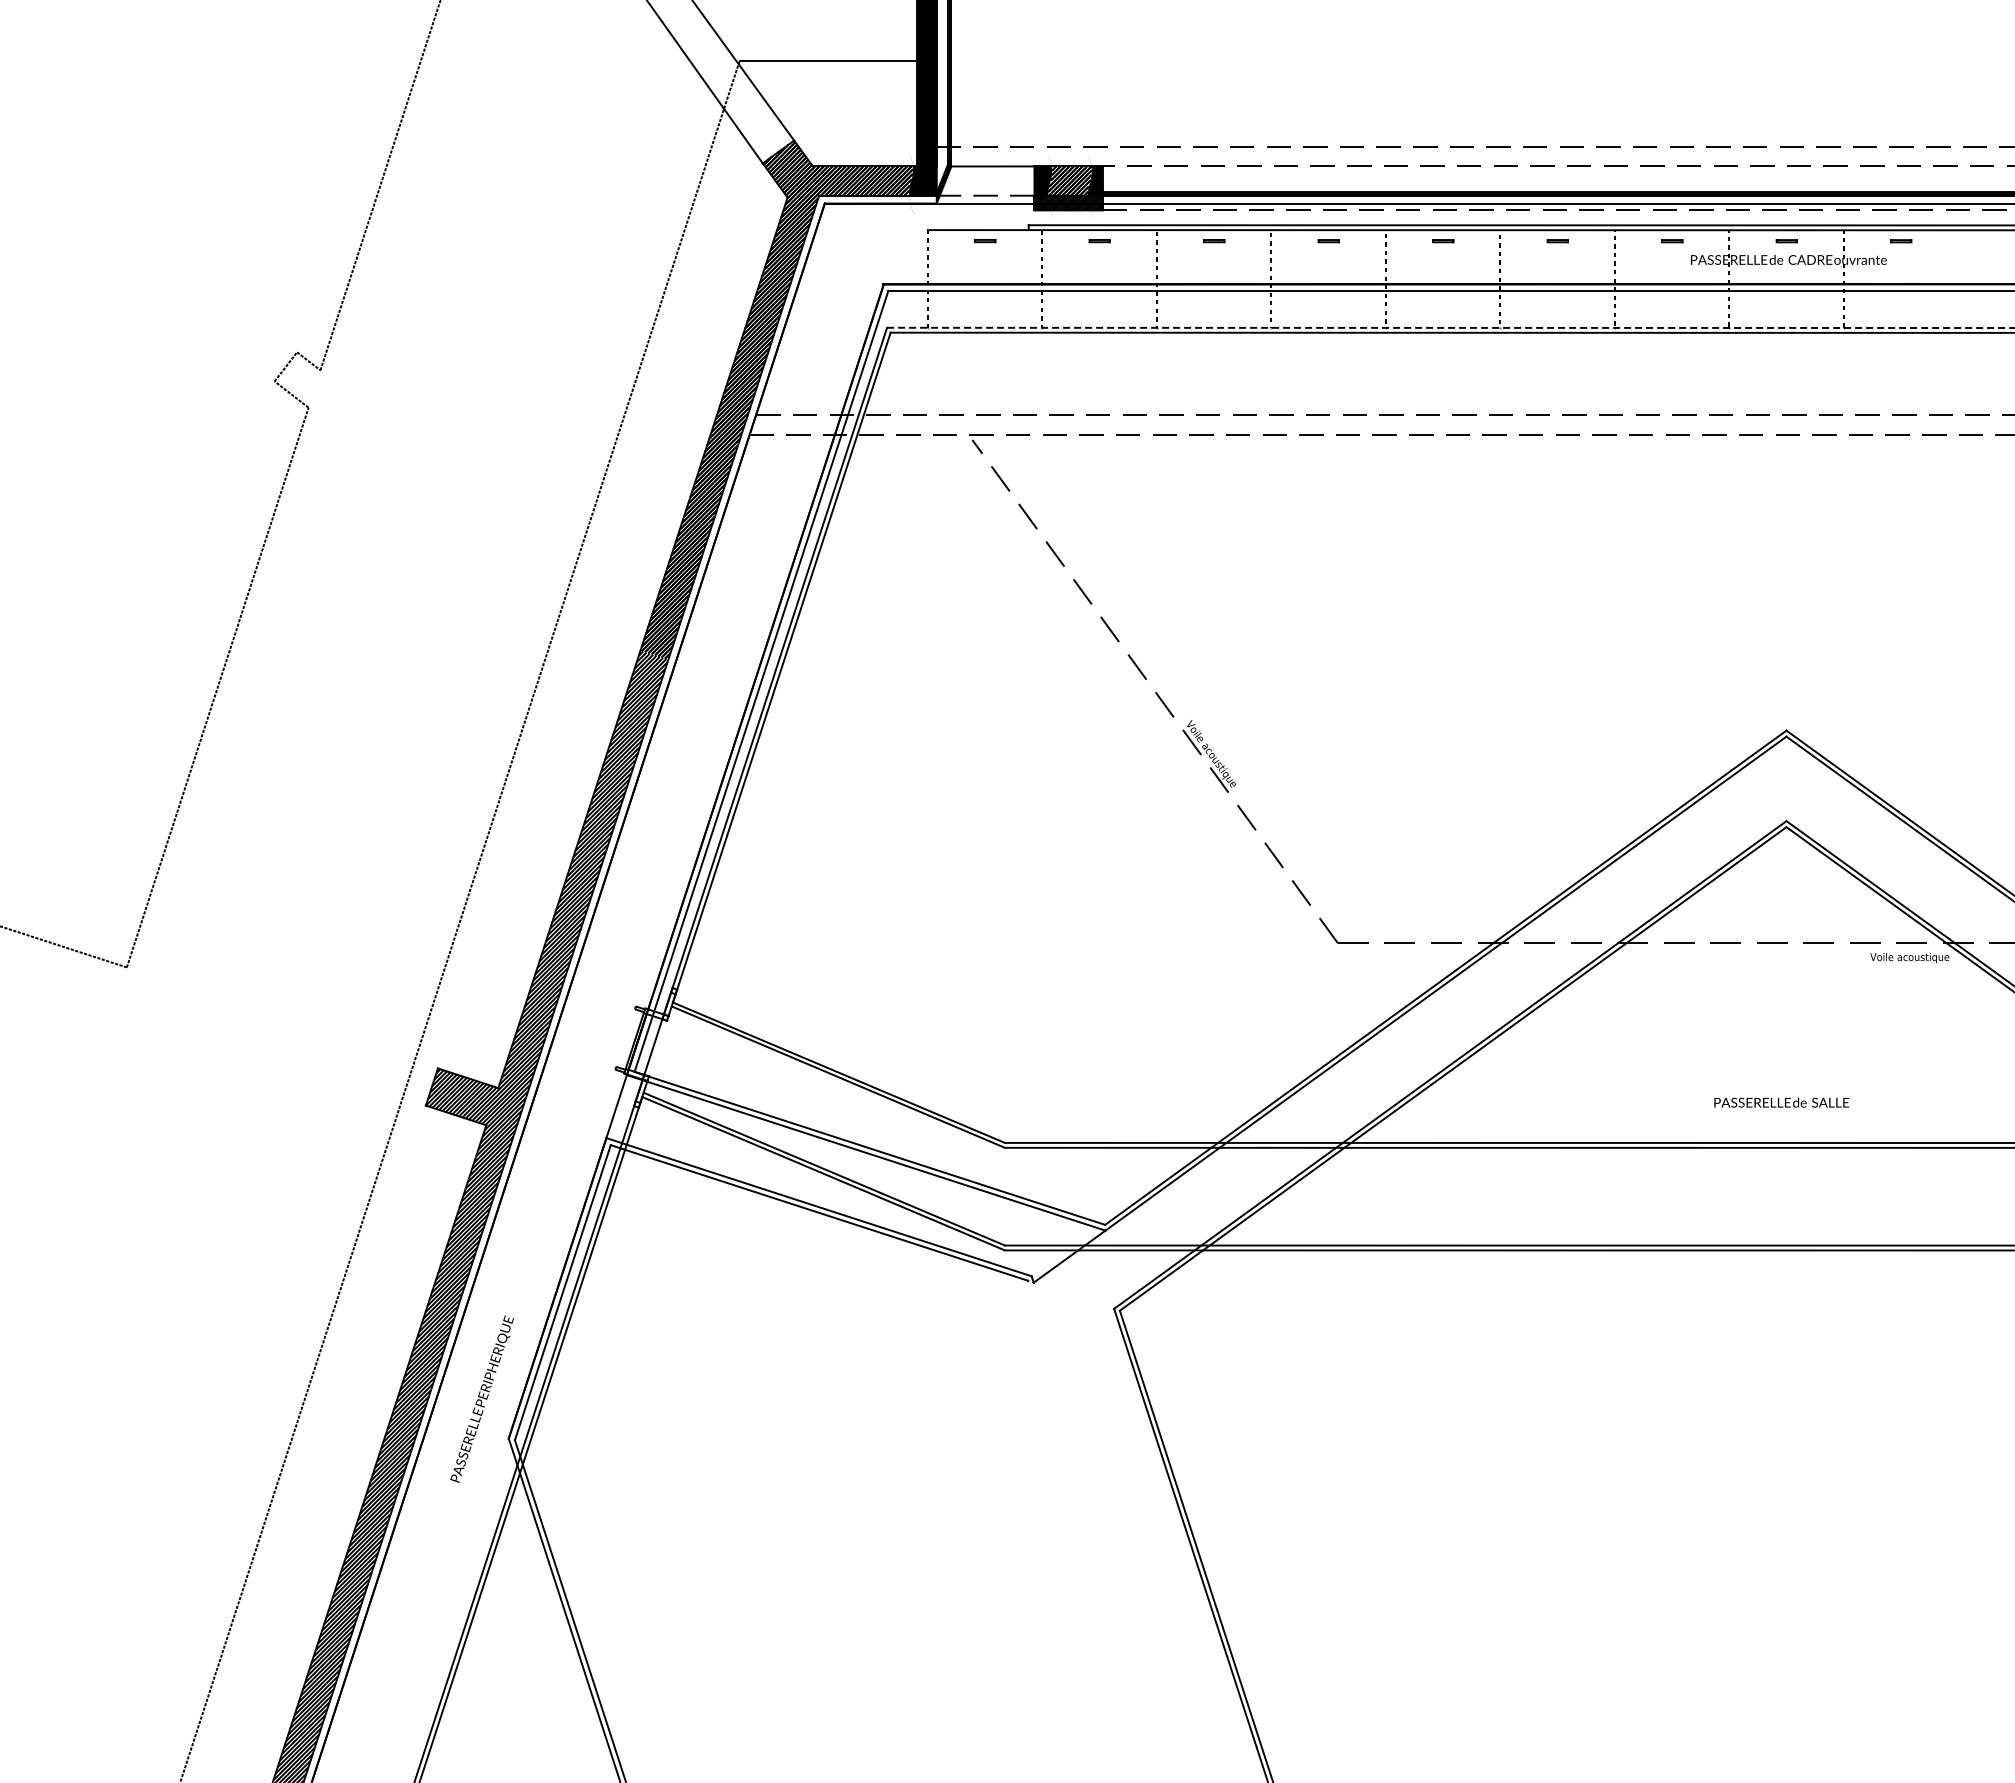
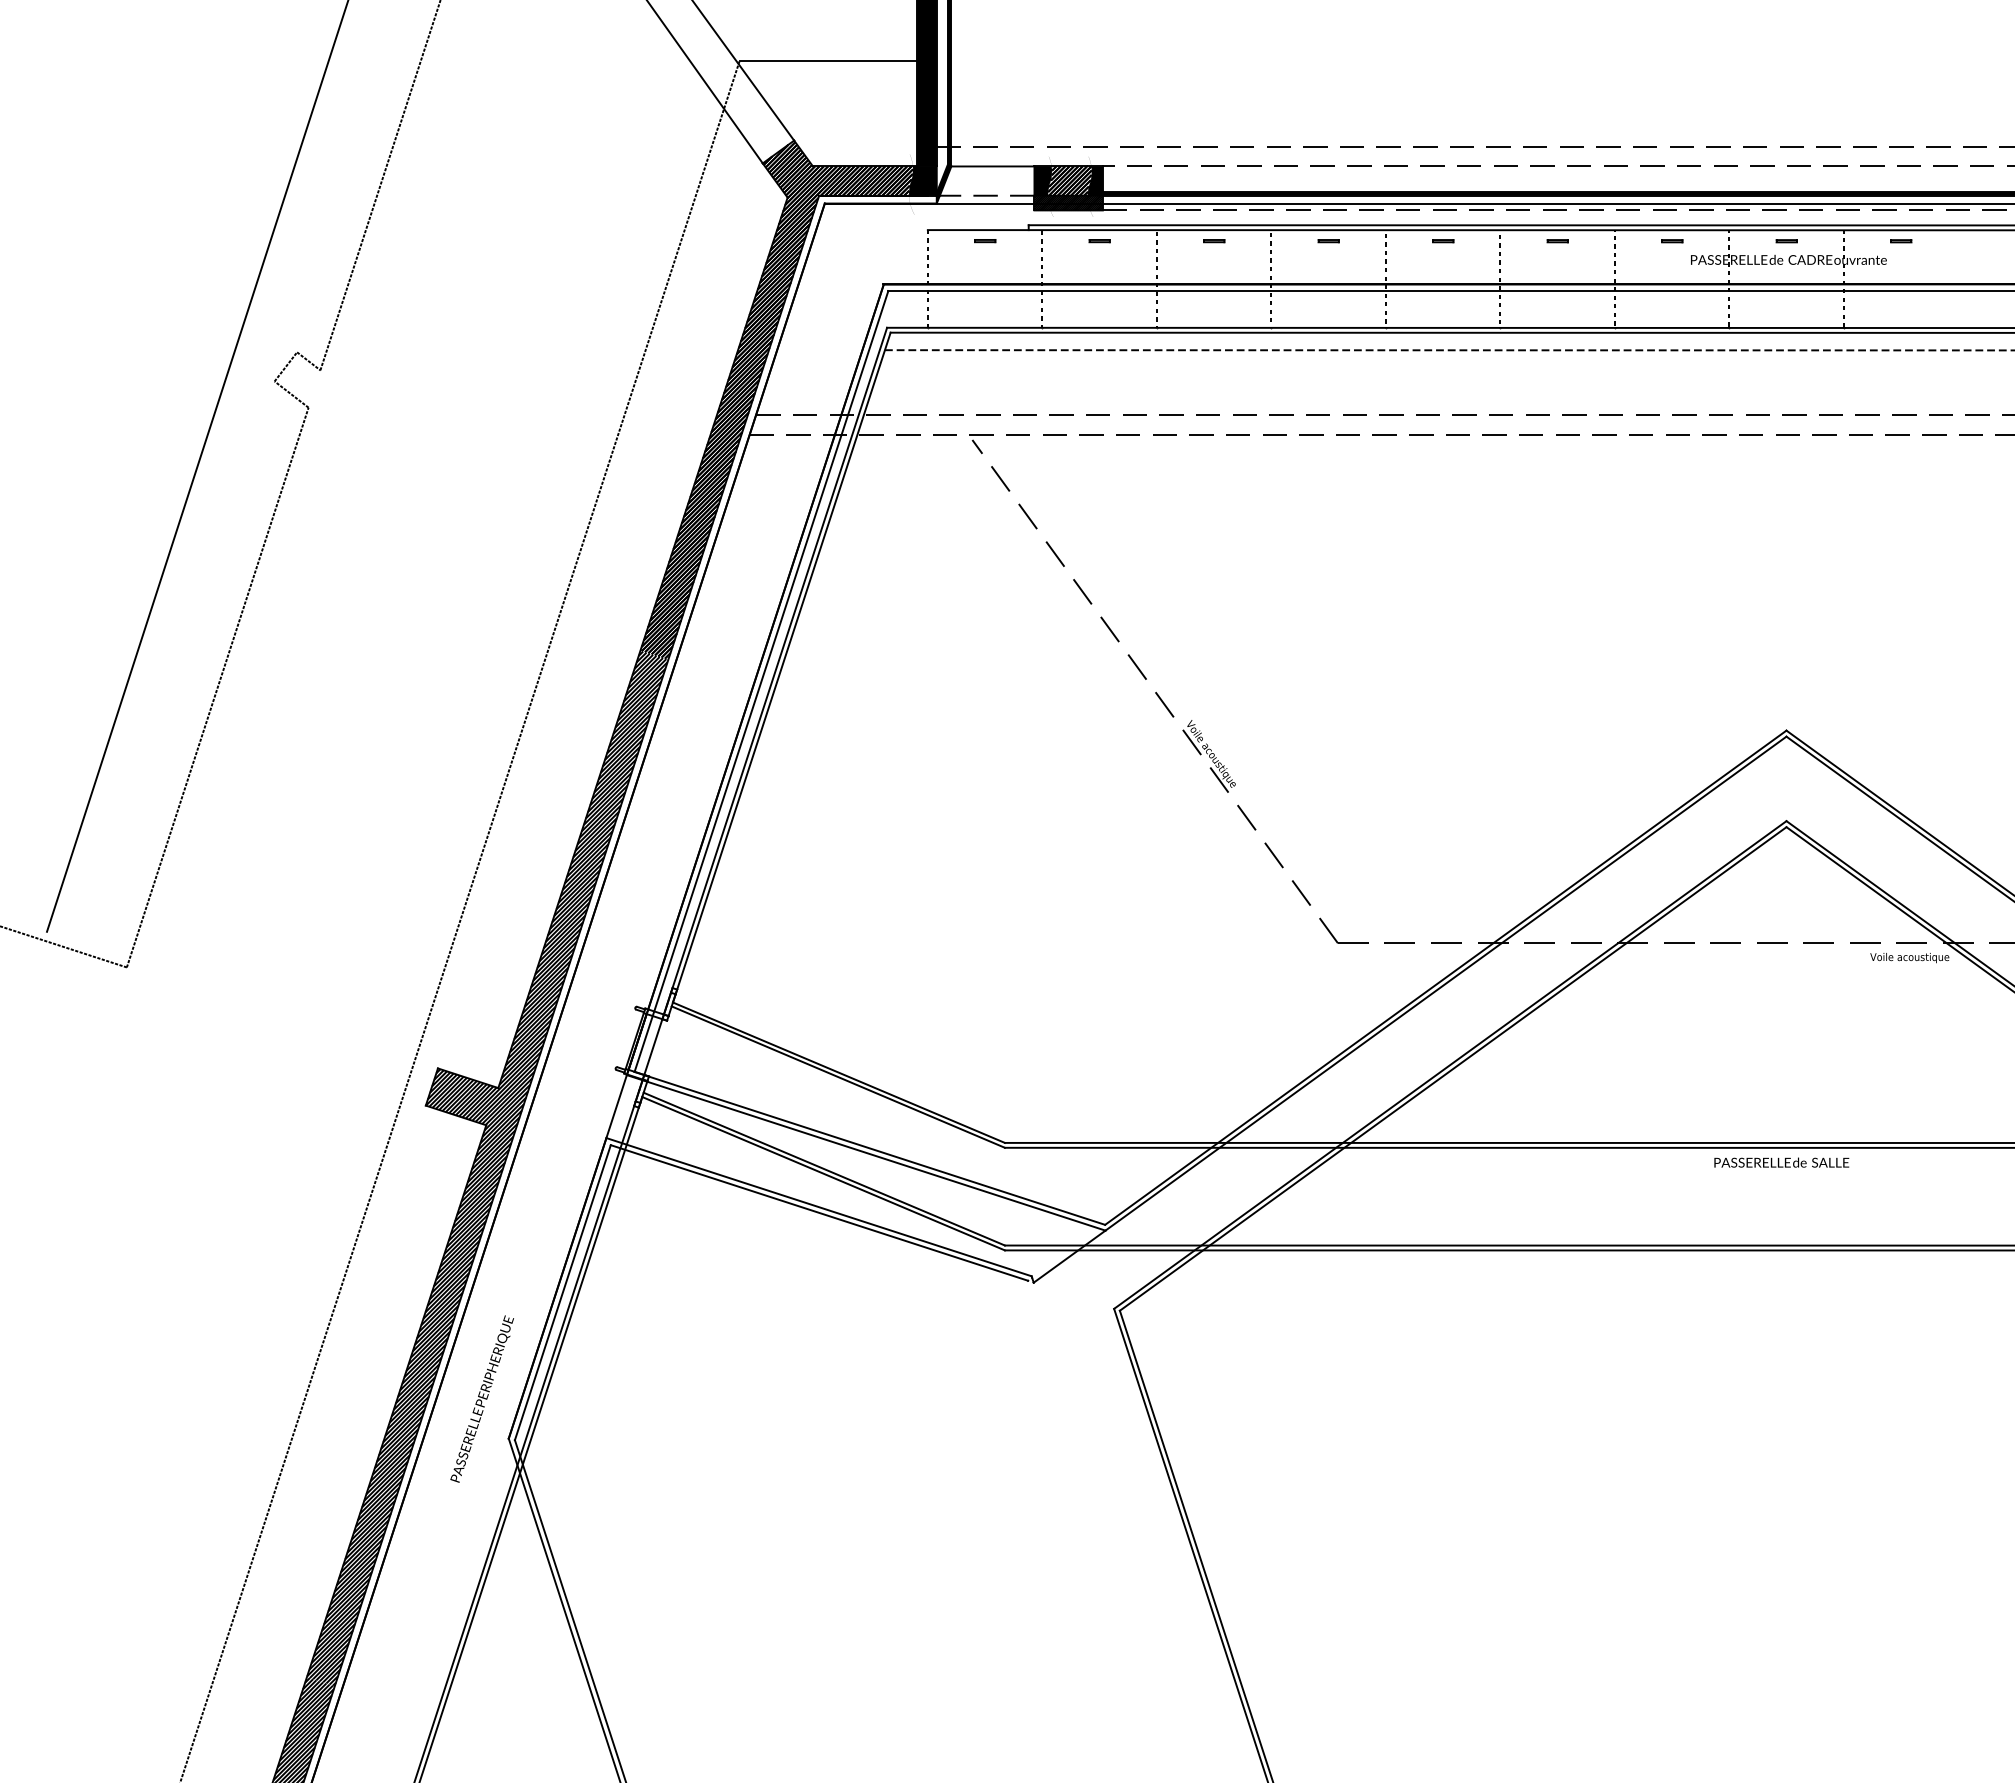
line: dashed -> solid (1451, 327)
line: none -> present (1447, 350)
line: none -> present (196, 466)
text position: (1781, 1102) -> (1781, 1162) (1781, 1162)
